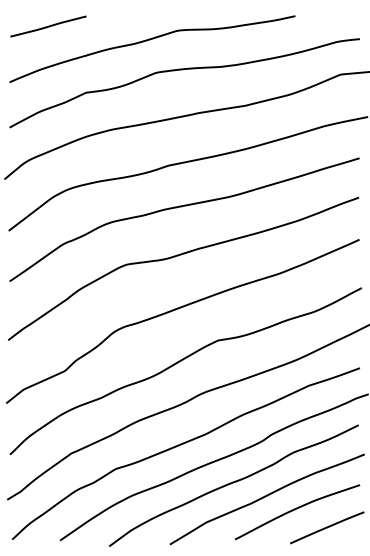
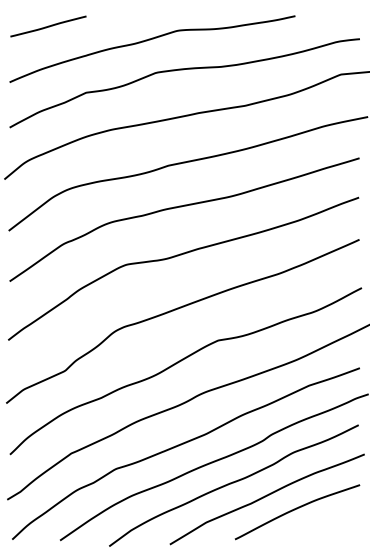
line: present -> none (327, 527)
